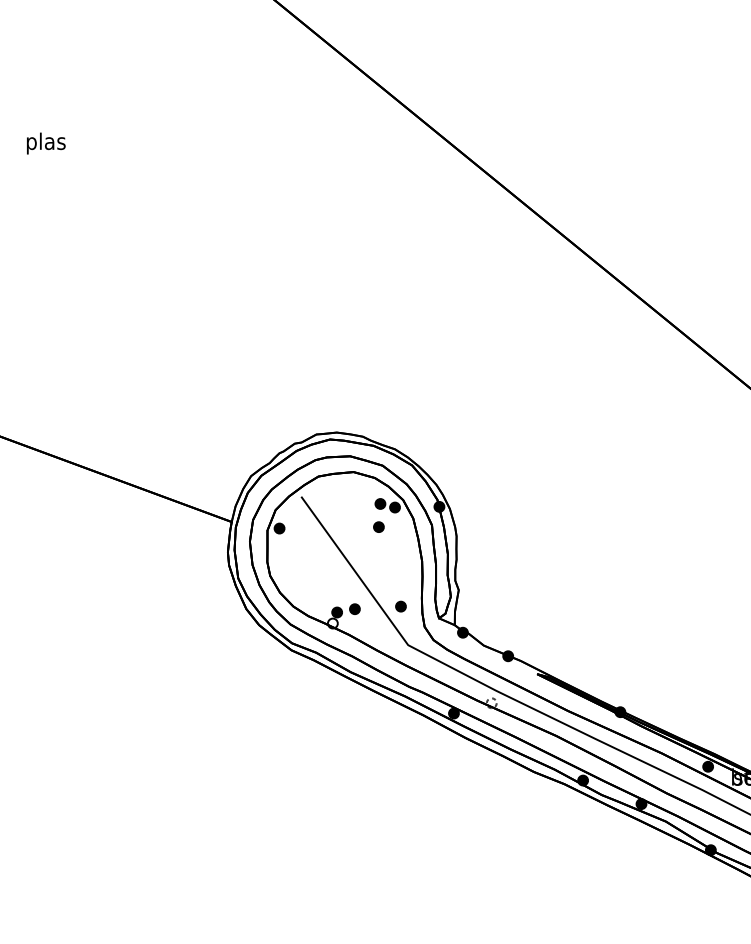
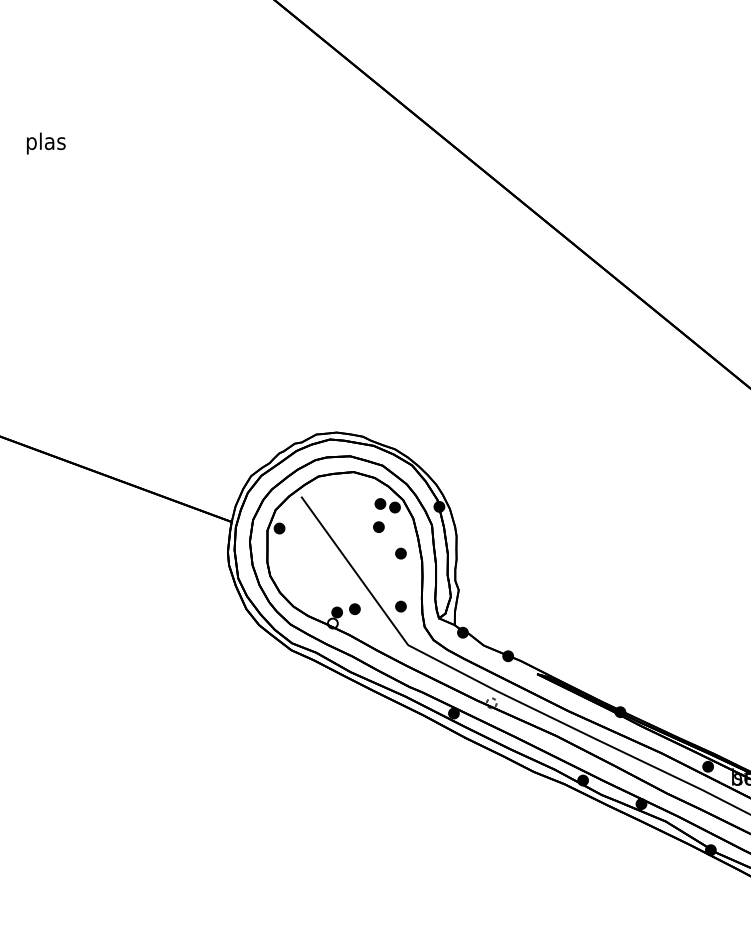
part: none -> present (400, 553)
